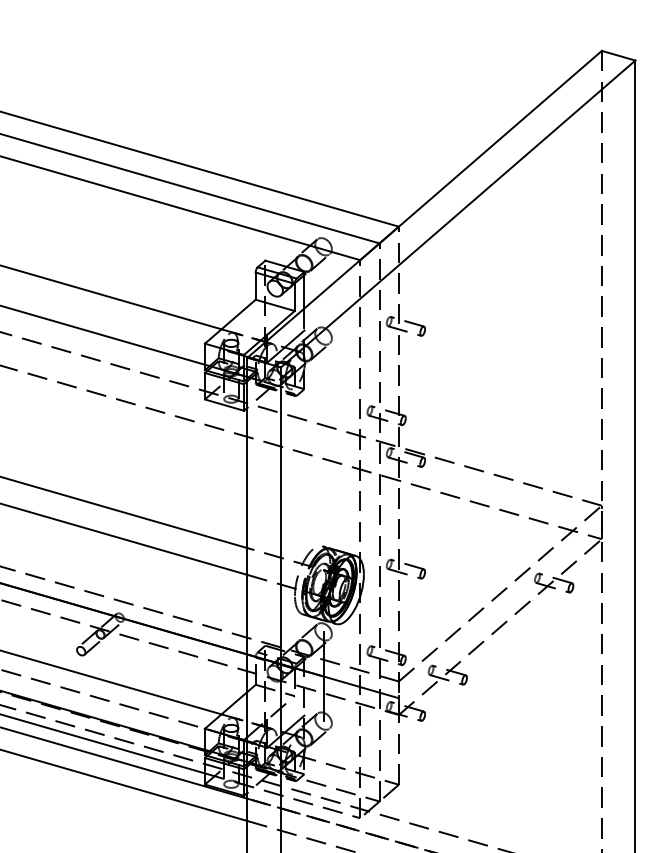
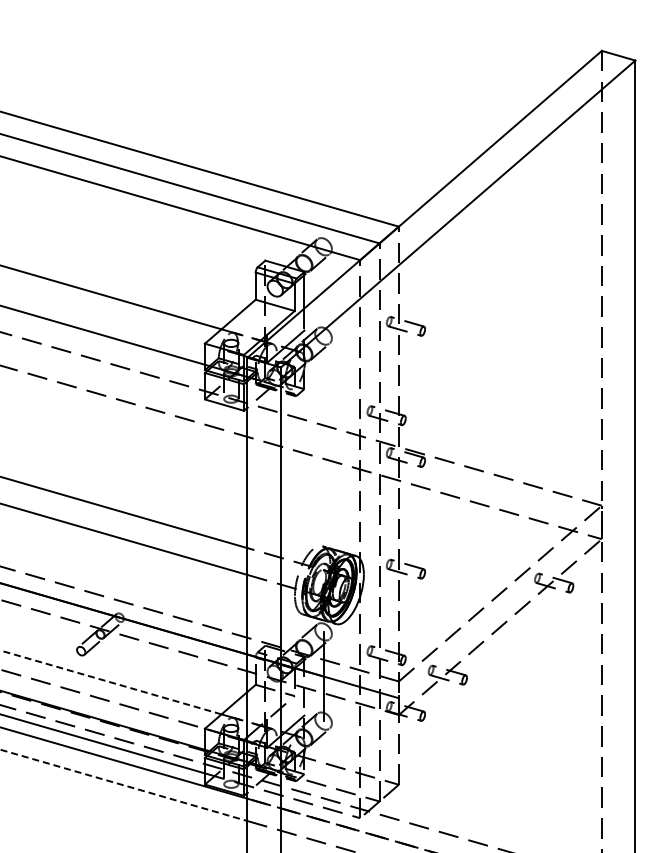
line: solid -> dashed (111, 682)
line: solid -> dashed (124, 785)
